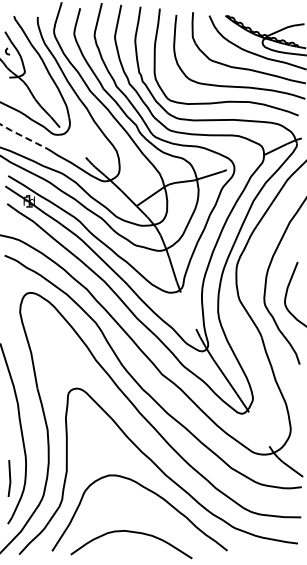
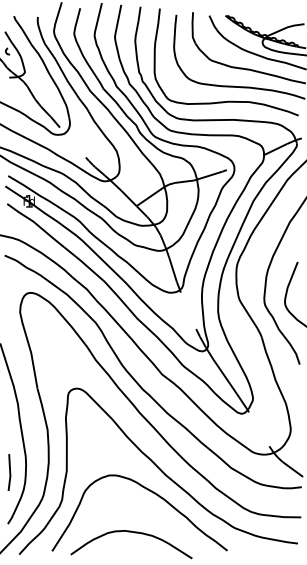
line: dashed -> solid (23, 136)
line position: (9, 478) -> (9, 472) (9, 472)
